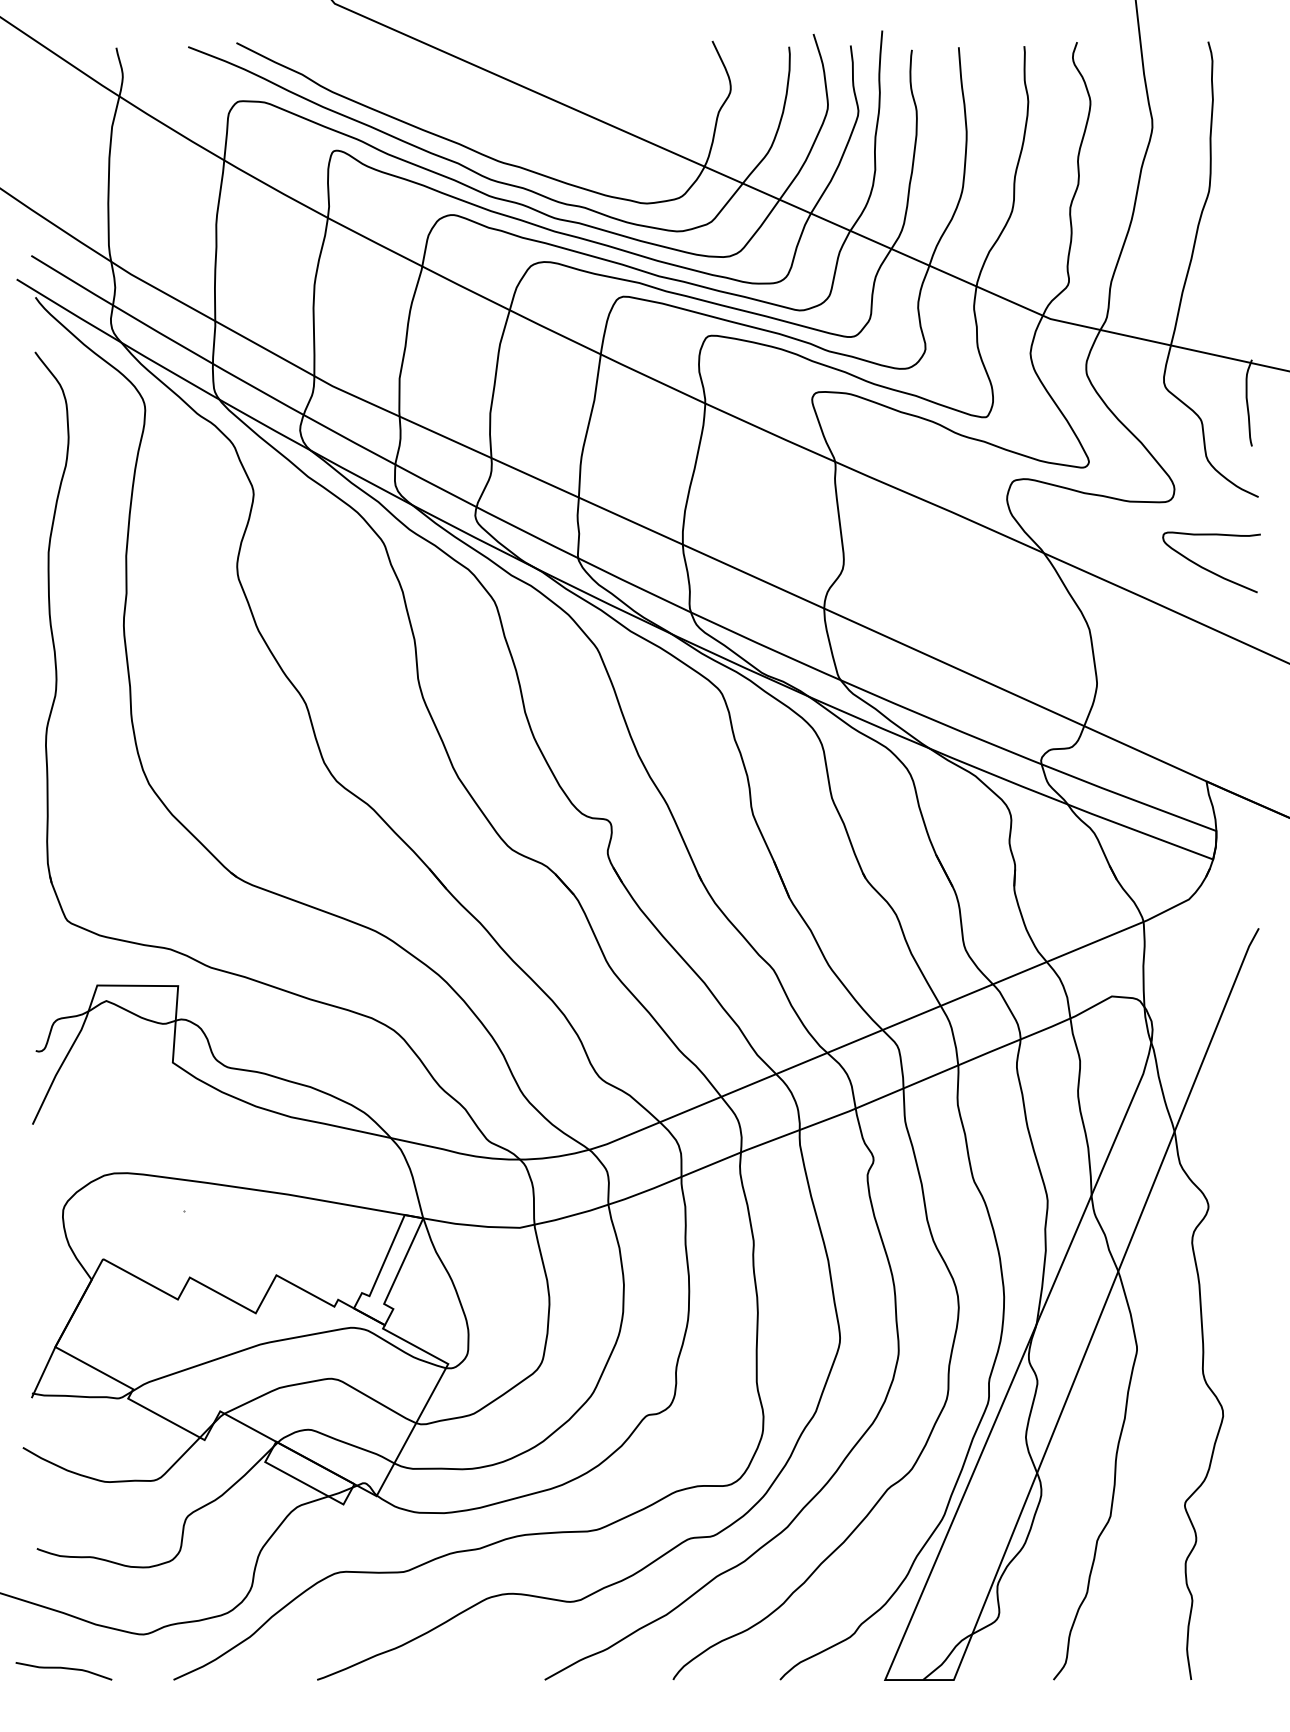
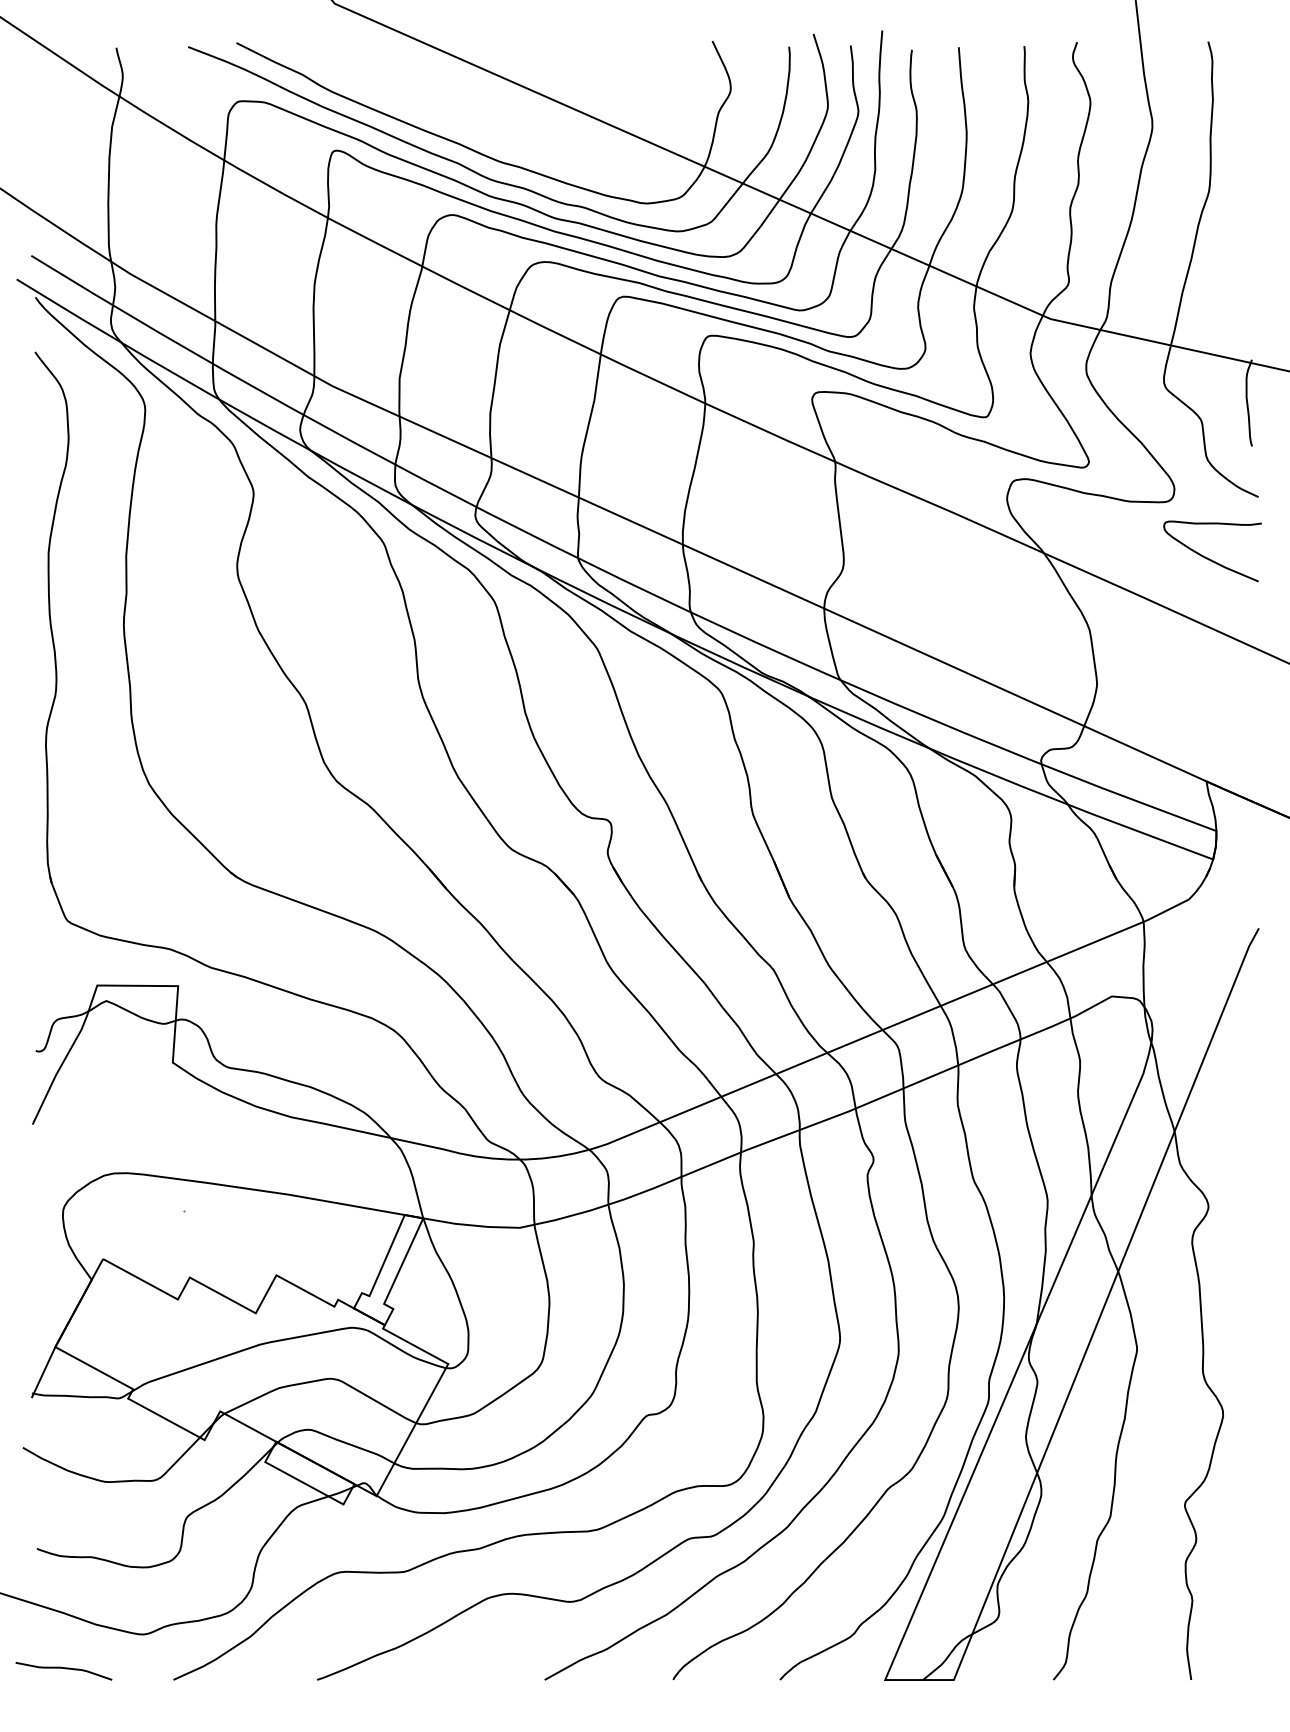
curve position: (1208, 569) -> (1209, 558) (1209, 558)
